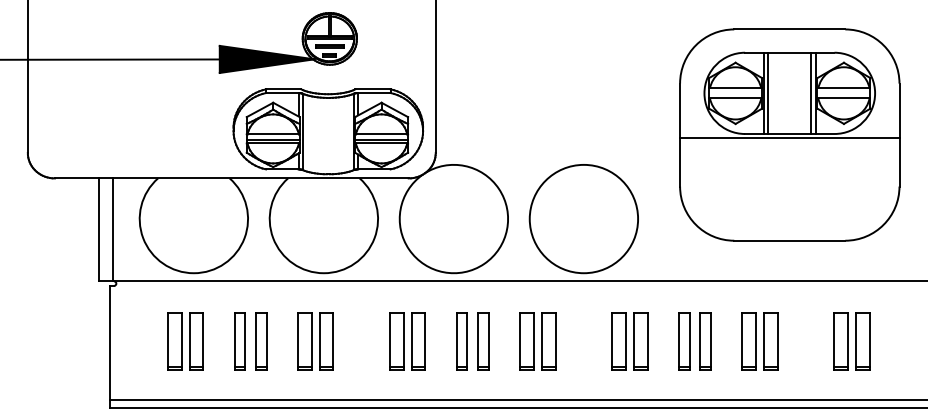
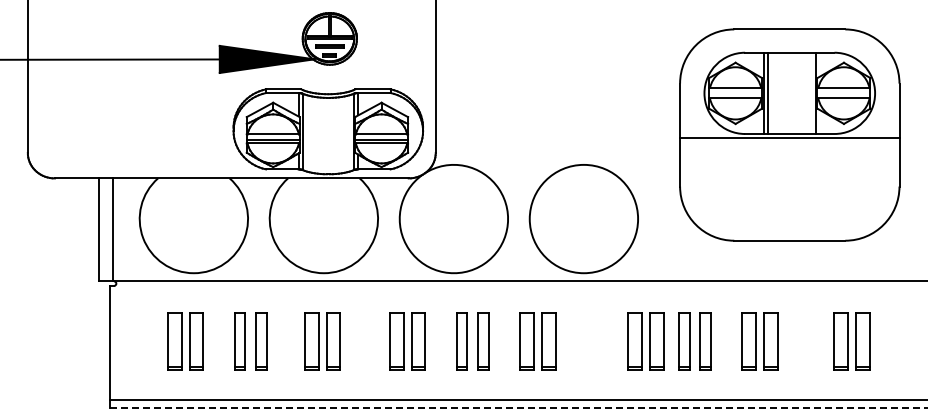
line: present -> none (811, 93)
part position: (315, 341) -> (322, 341) (322, 341)
part position: (629, 341) -> (645, 341) (645, 341)
line: solid -> dashed (518, 407)
